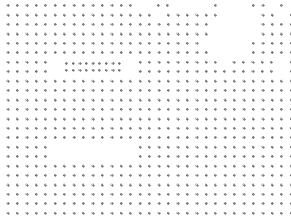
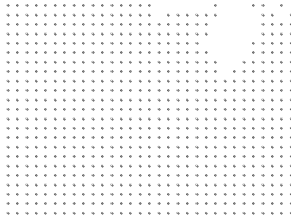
part position: (162, 5) -> (144, 5) (144, 5)
part size: 56x10 px -> 78x12 px (92, 66)
part position: (247, 66) -> (257, 66) (257, 66)
part: none -> present (92, 151)
